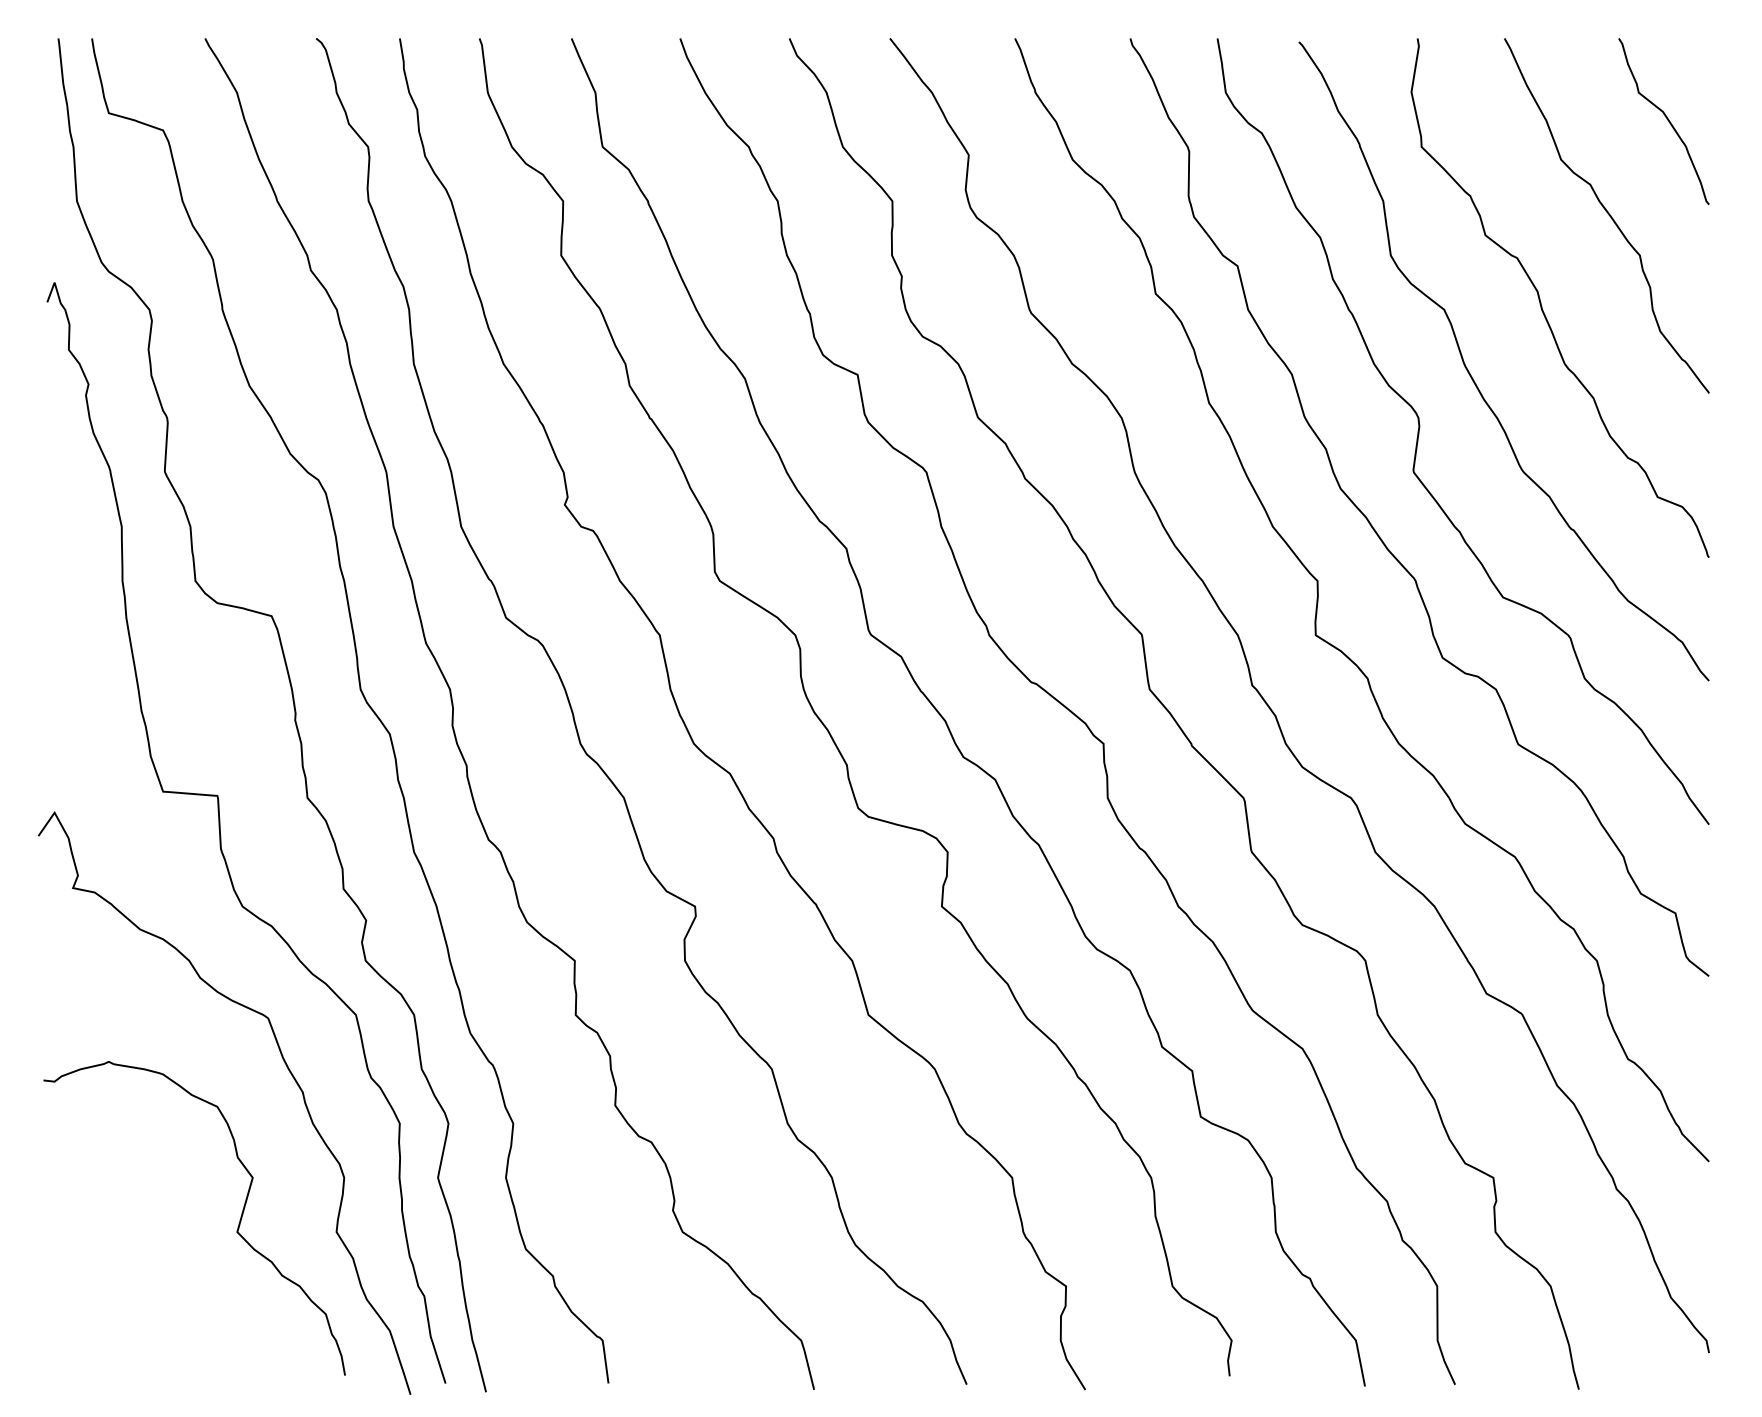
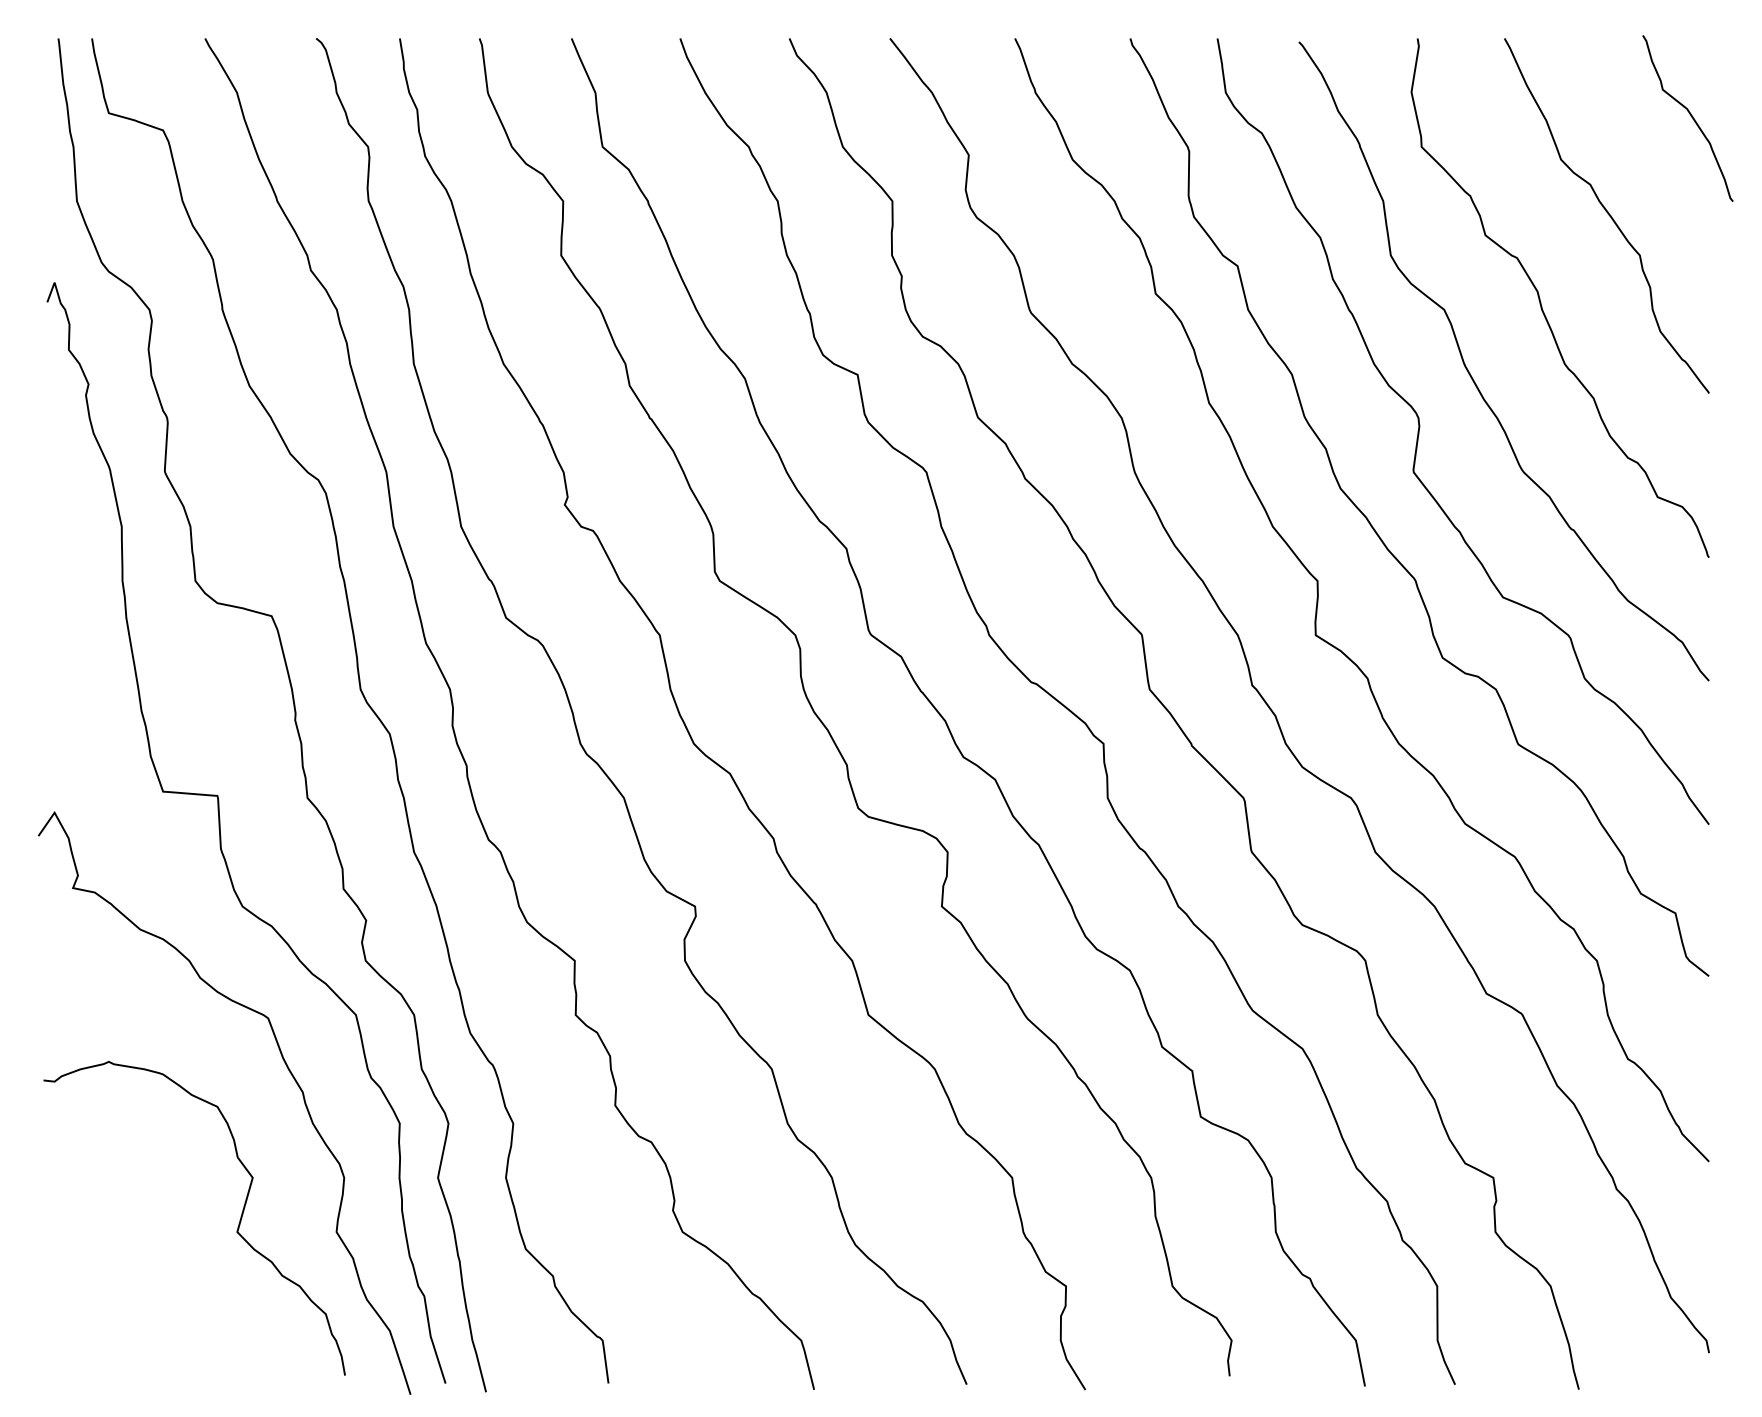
curve position: (1666, 119) -> (1690, 116) (1690, 116)
